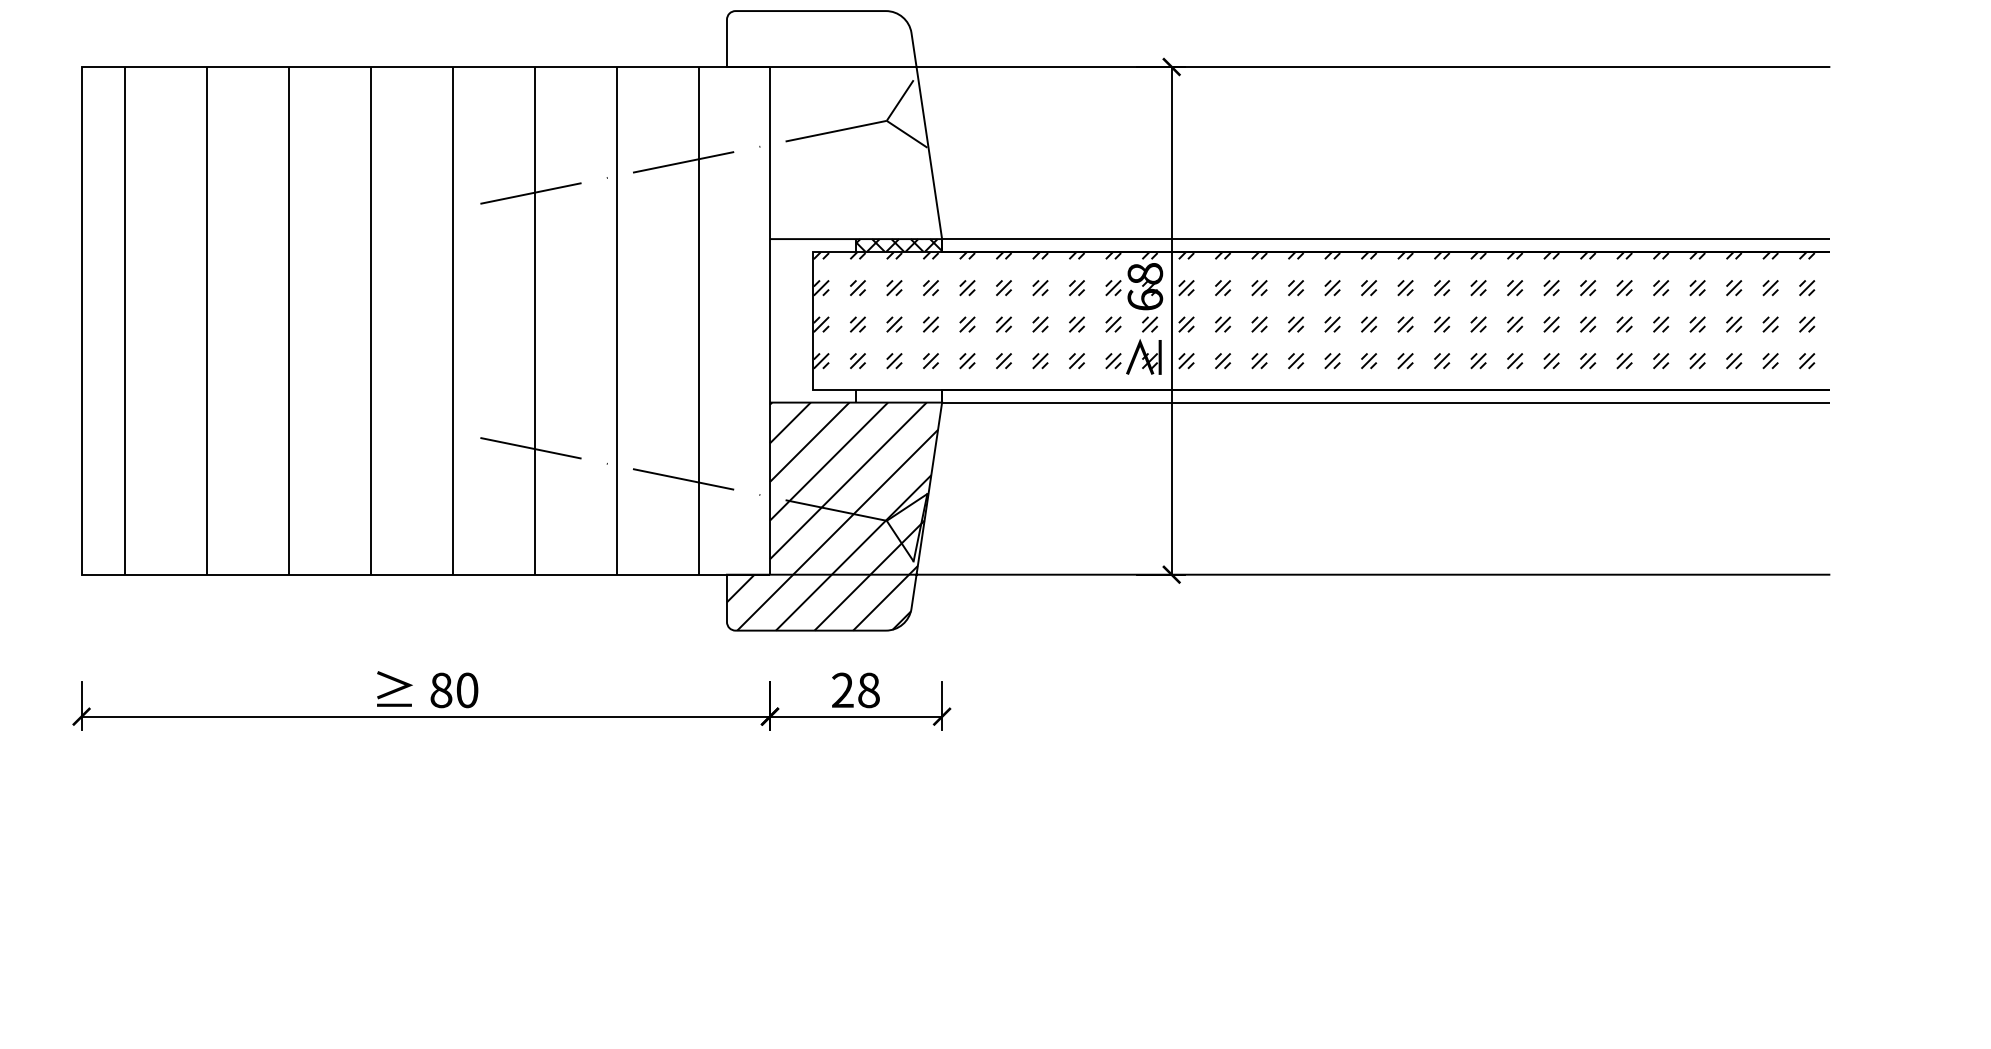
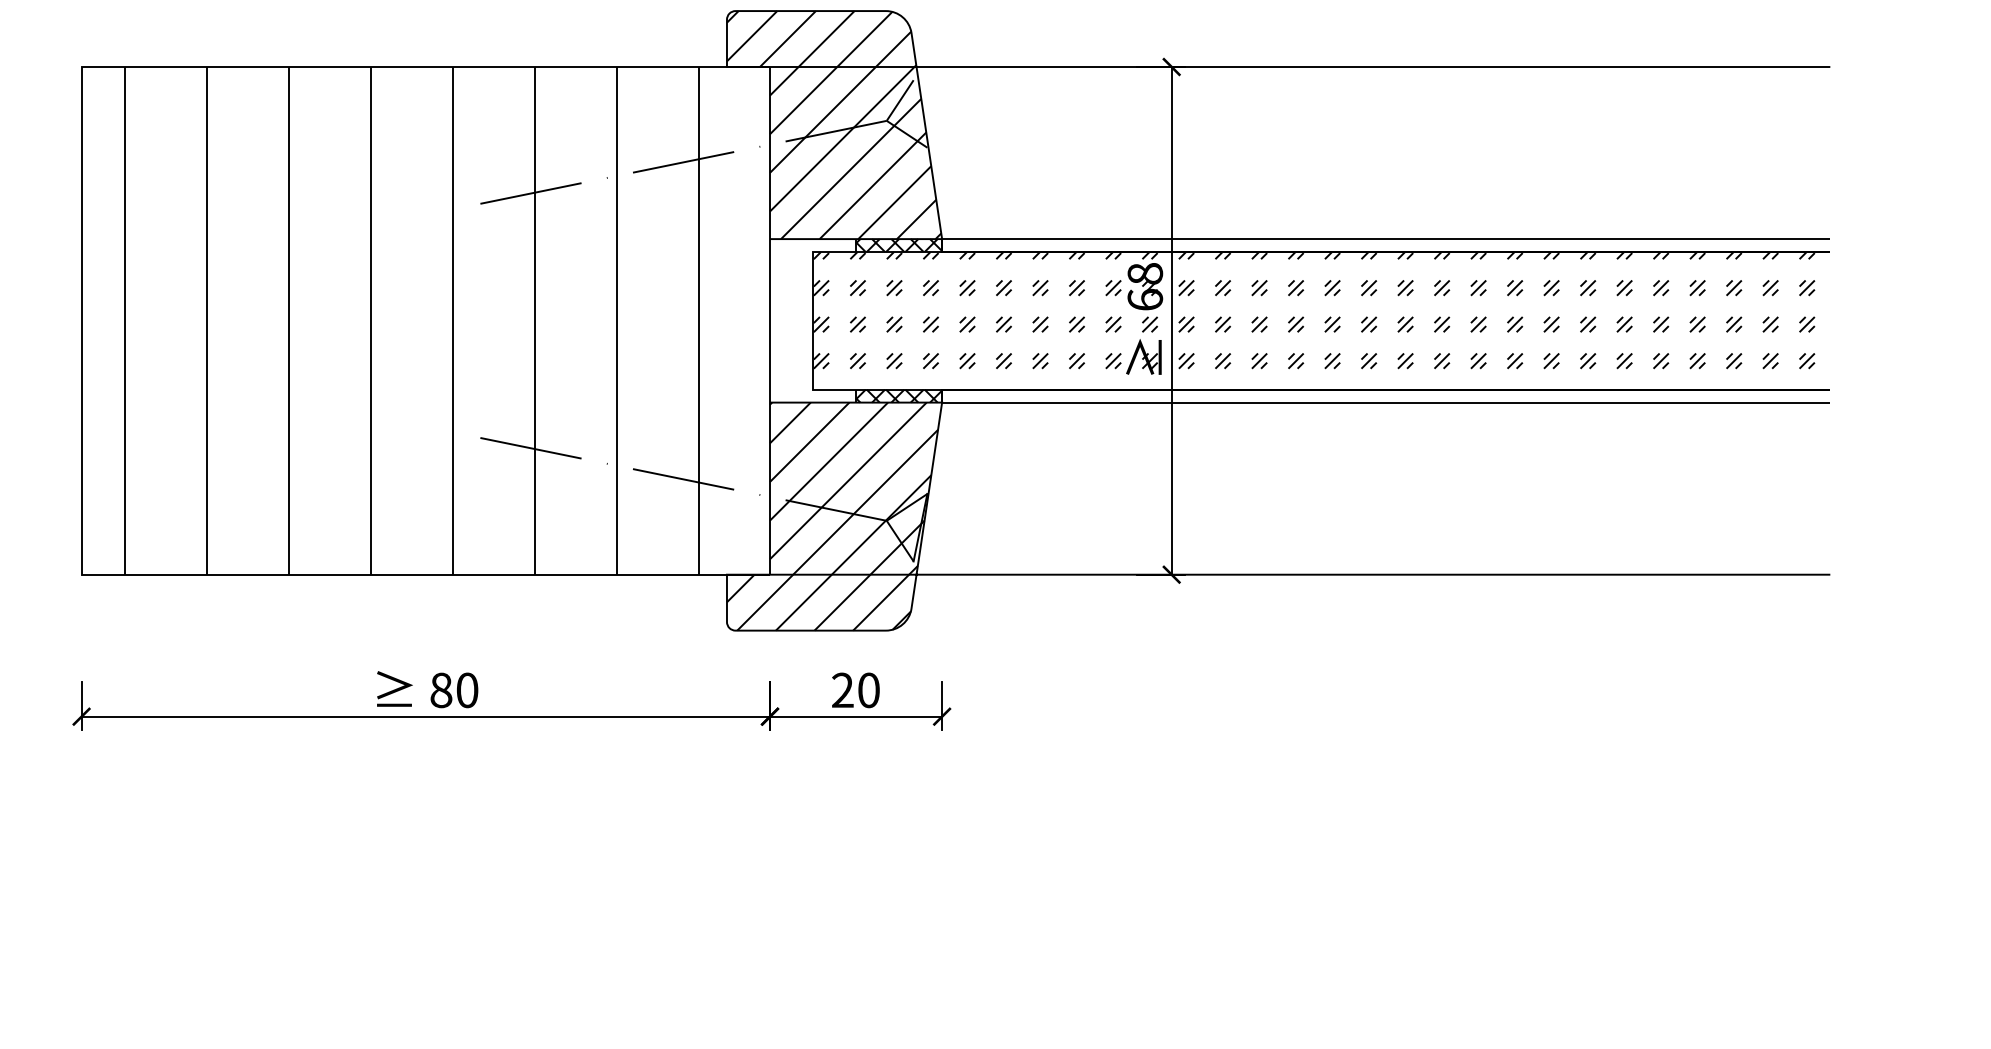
hatch: none -> present (833, 125)
hatch: none -> present (899, 395)
text: 28 -> 20 (868, 690)
